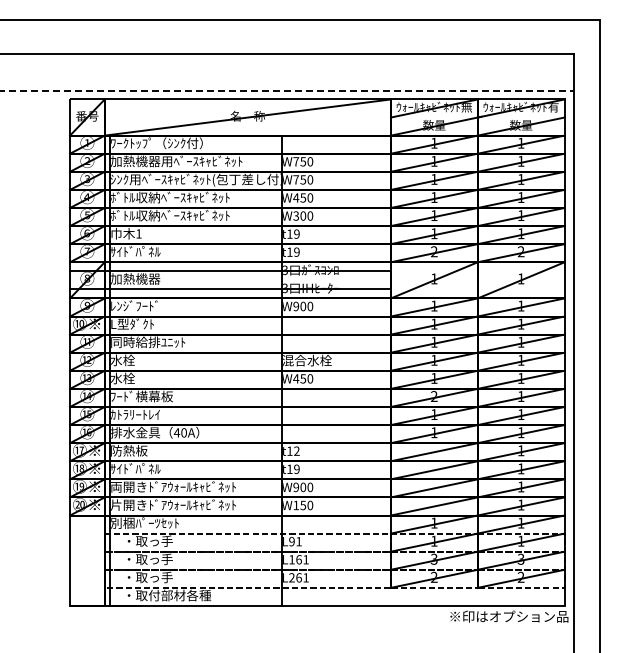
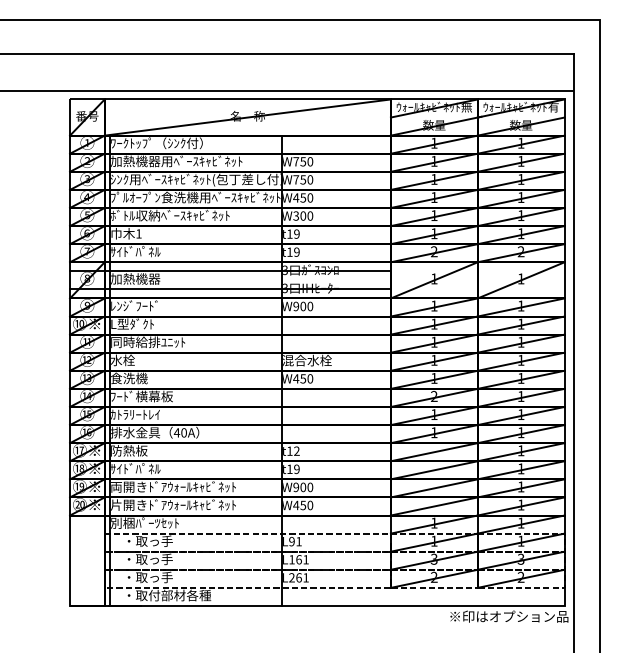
line: dashed -> solid (287, 91)
text: ﾎﾞﾄﾙ収納ﾍﾞｰｽｷｬﾋﾞﾈｯﾄ -> ﾌﾟﾙｵｰﾌﾟﾝ食洗機用ﾍﾞｰｽｷｬﾋﾞﾈｯﾄ (195, 197)
text: 水栓 -> 食洗機 (129, 378)
text: W150 -> W450 (296, 505)
